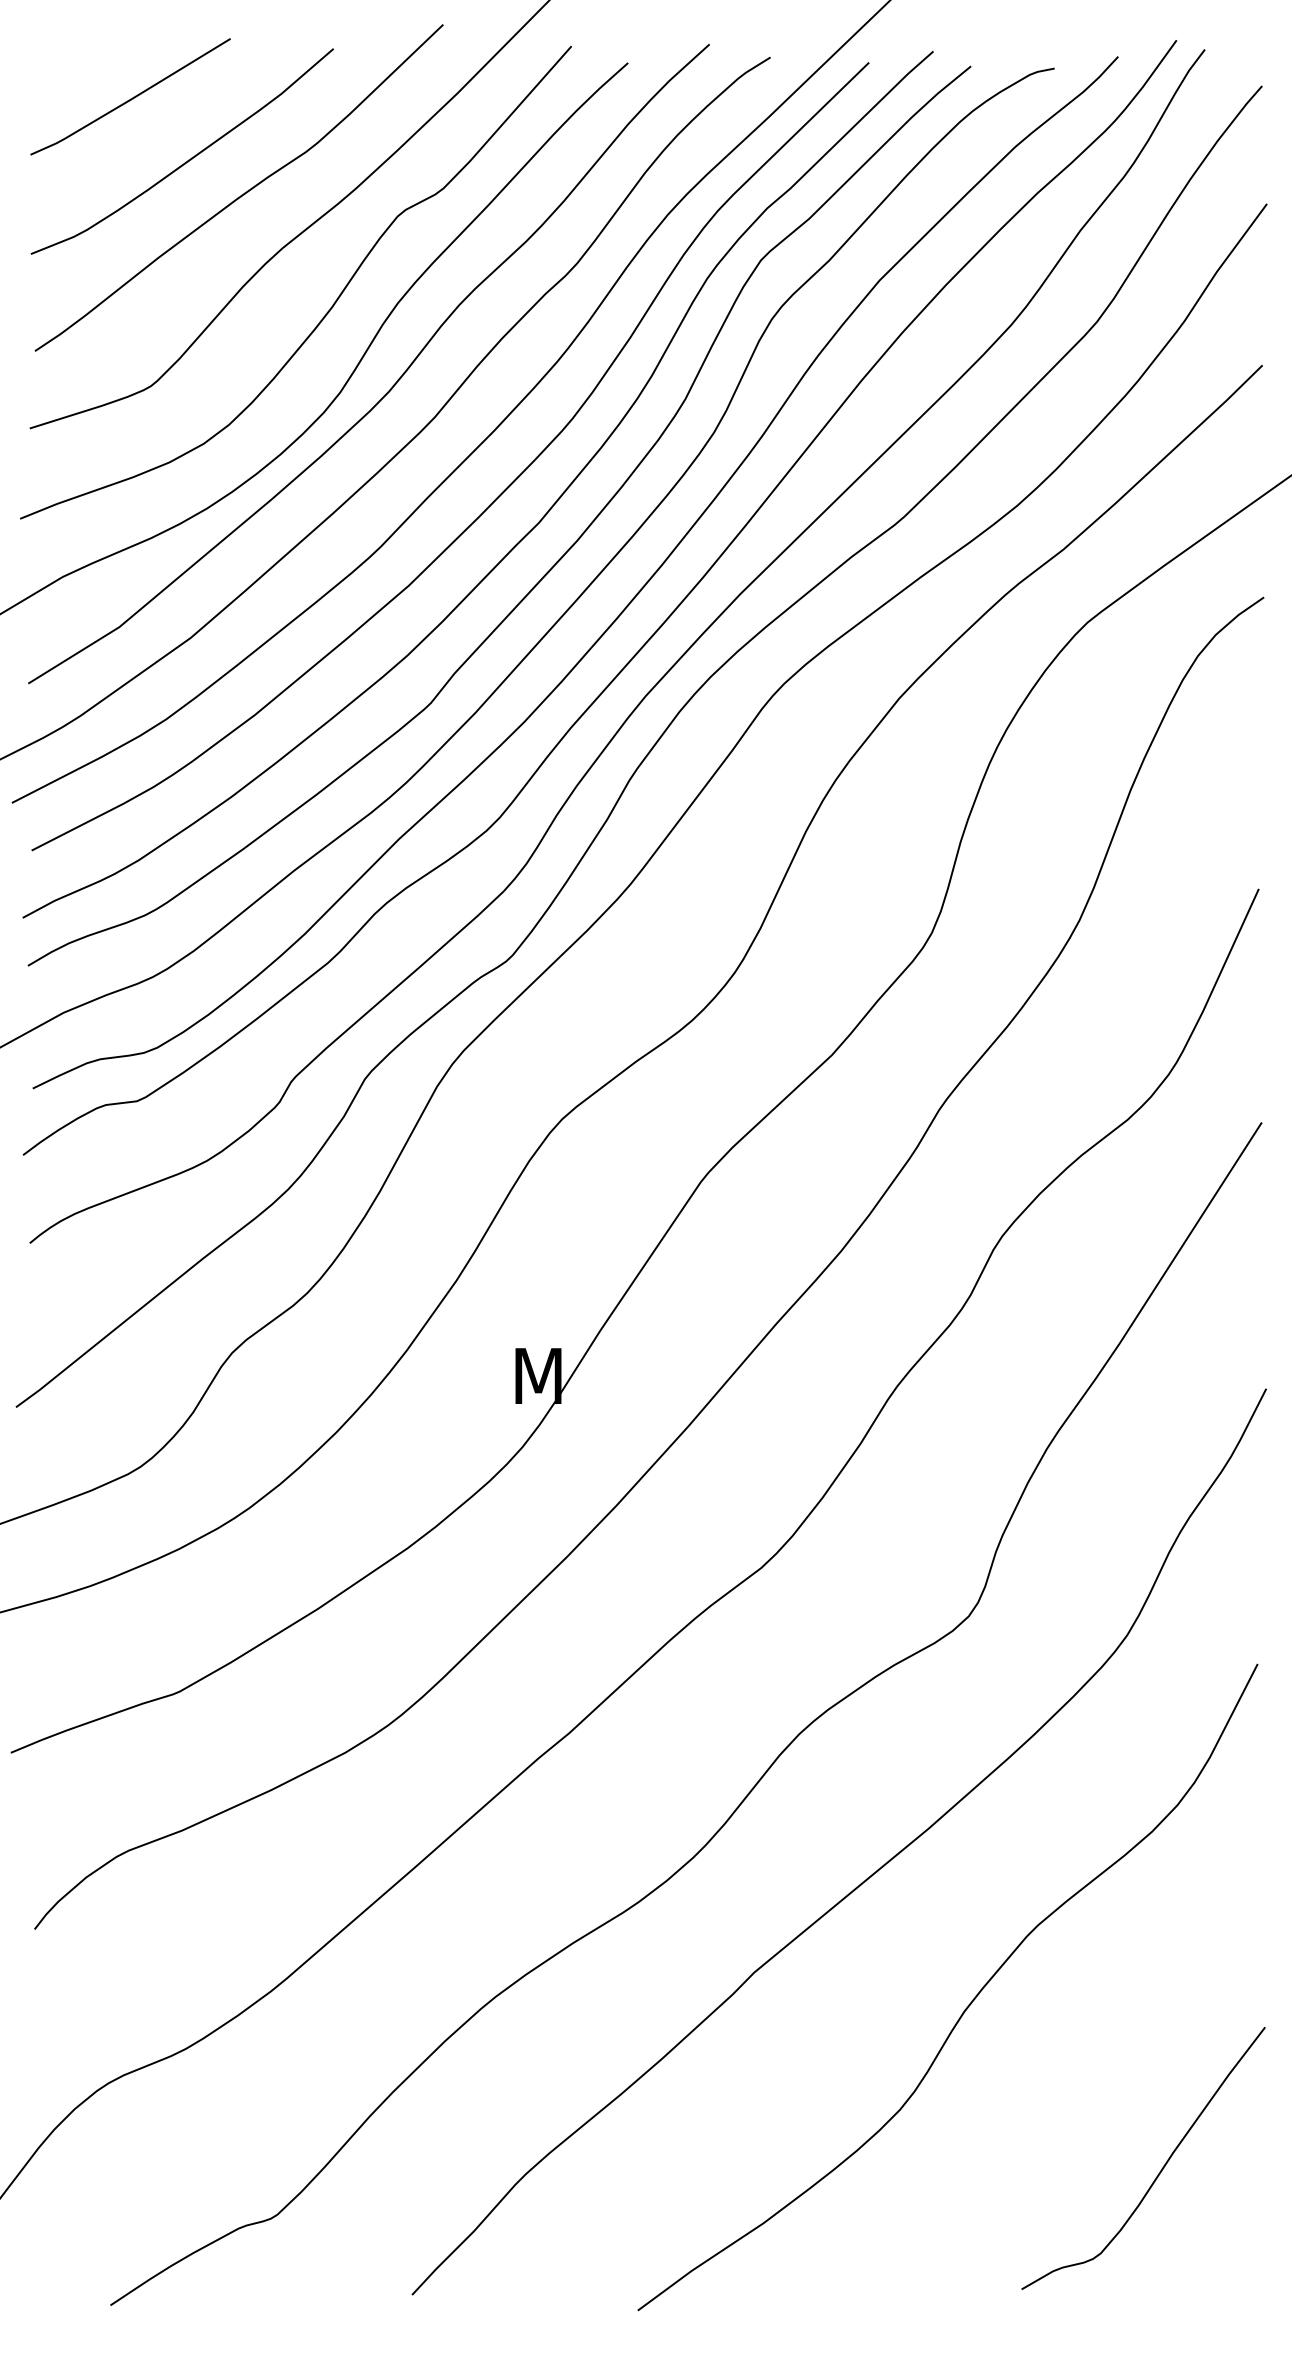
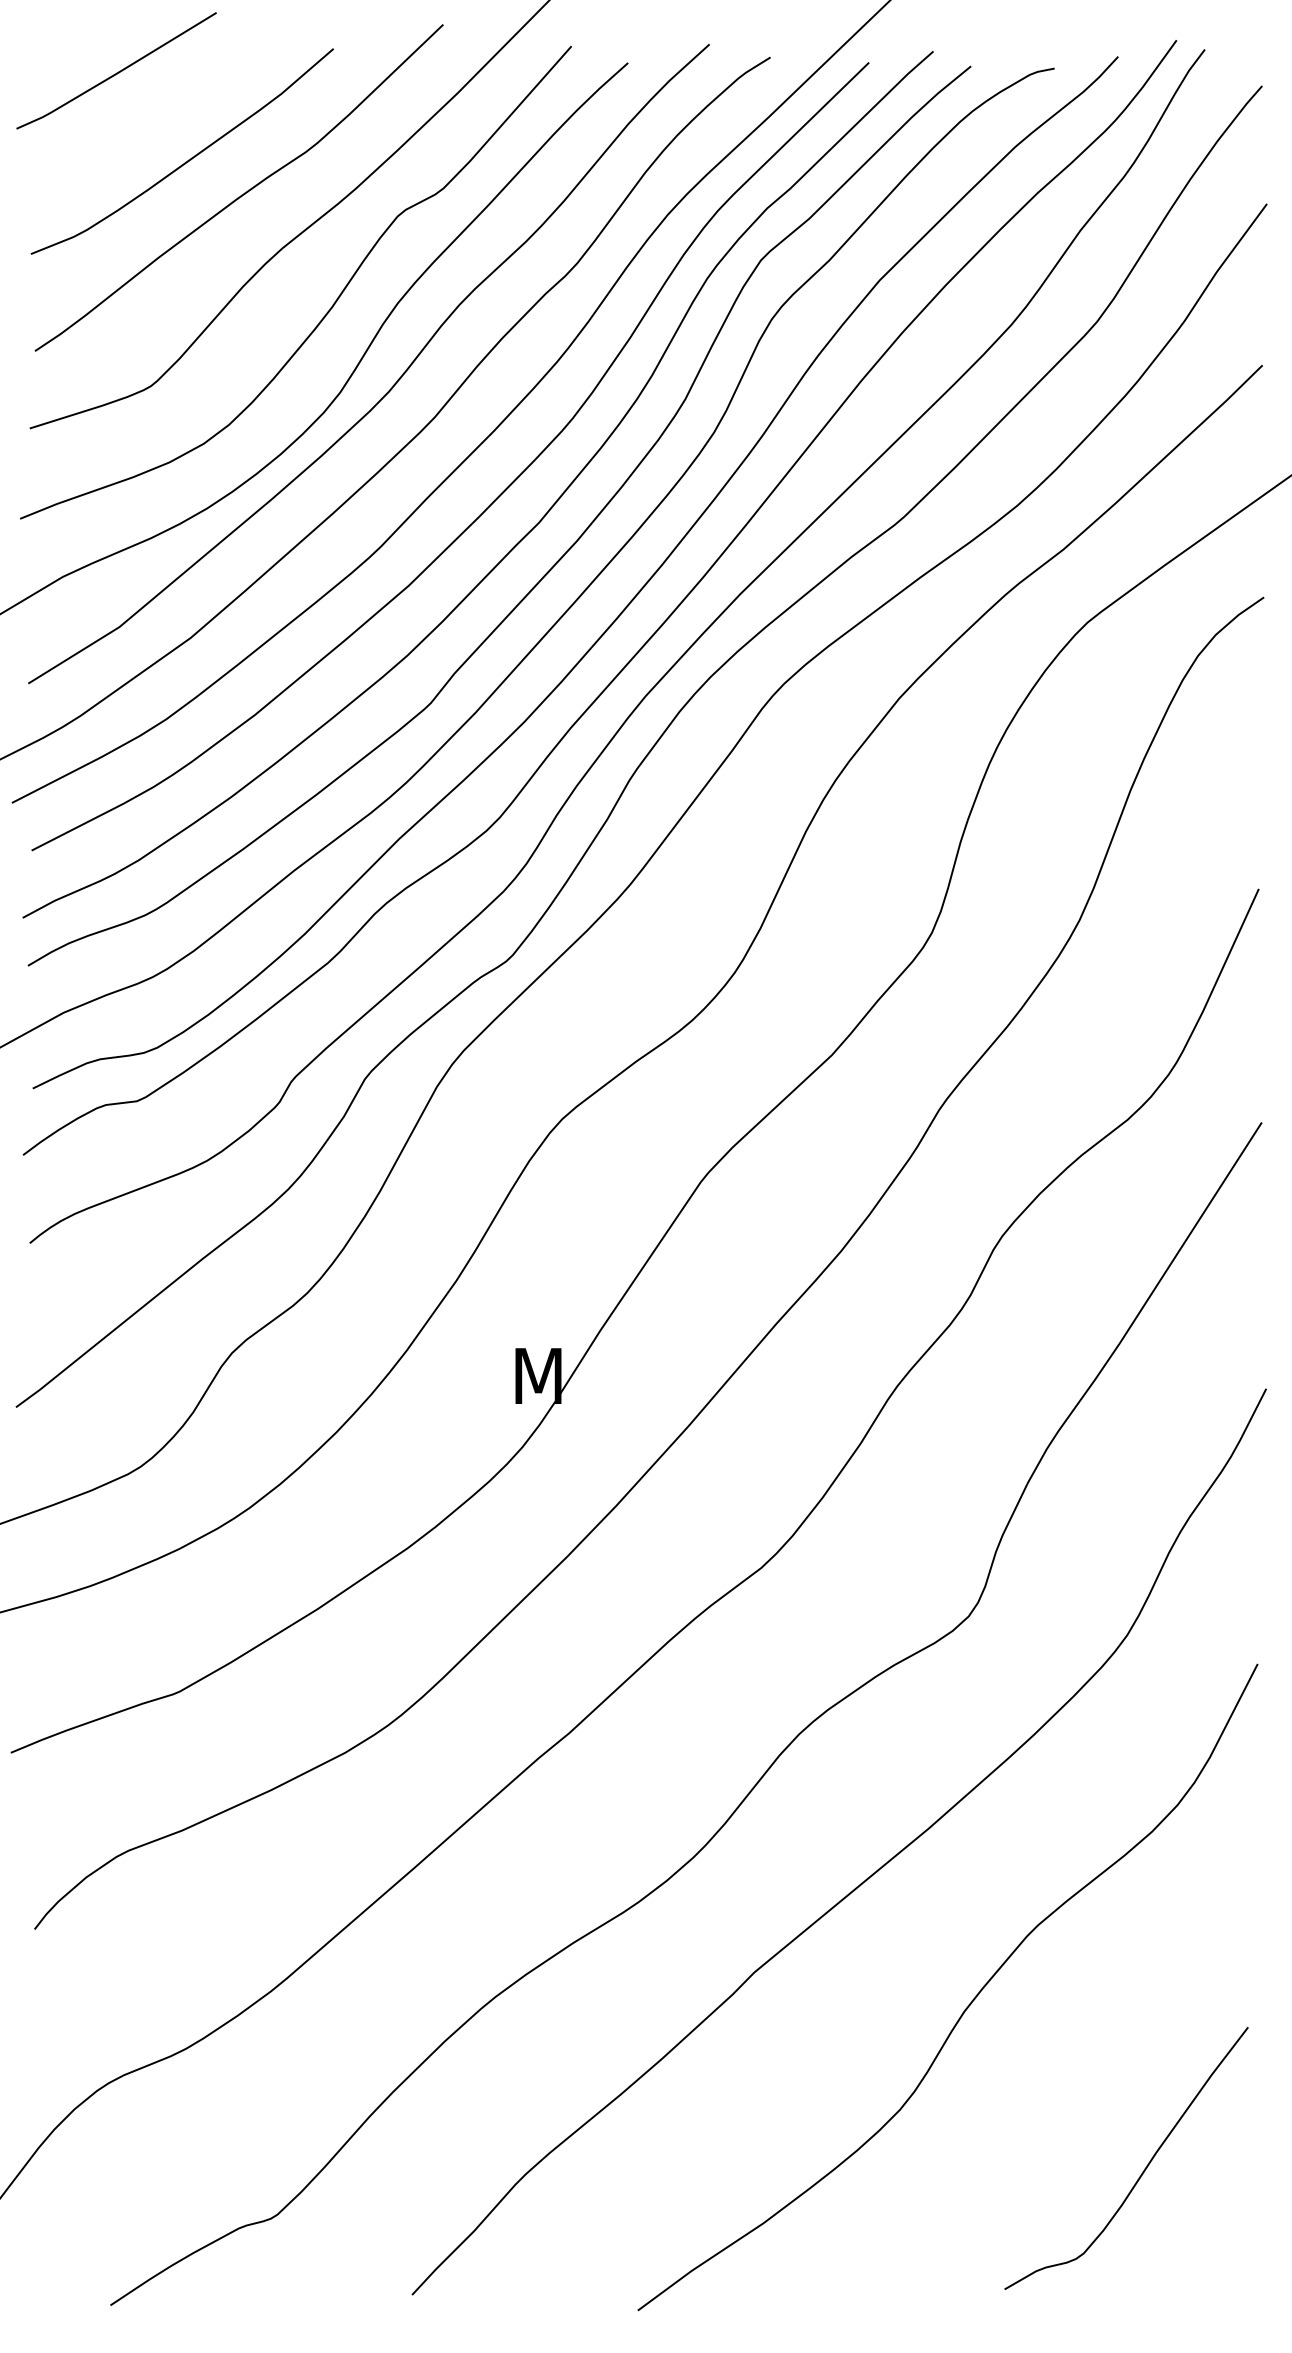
line position: (130, 98) -> (116, 72) (116, 72)
curve position: (1161, 2168) -> (1144, 2168) (1144, 2168)
